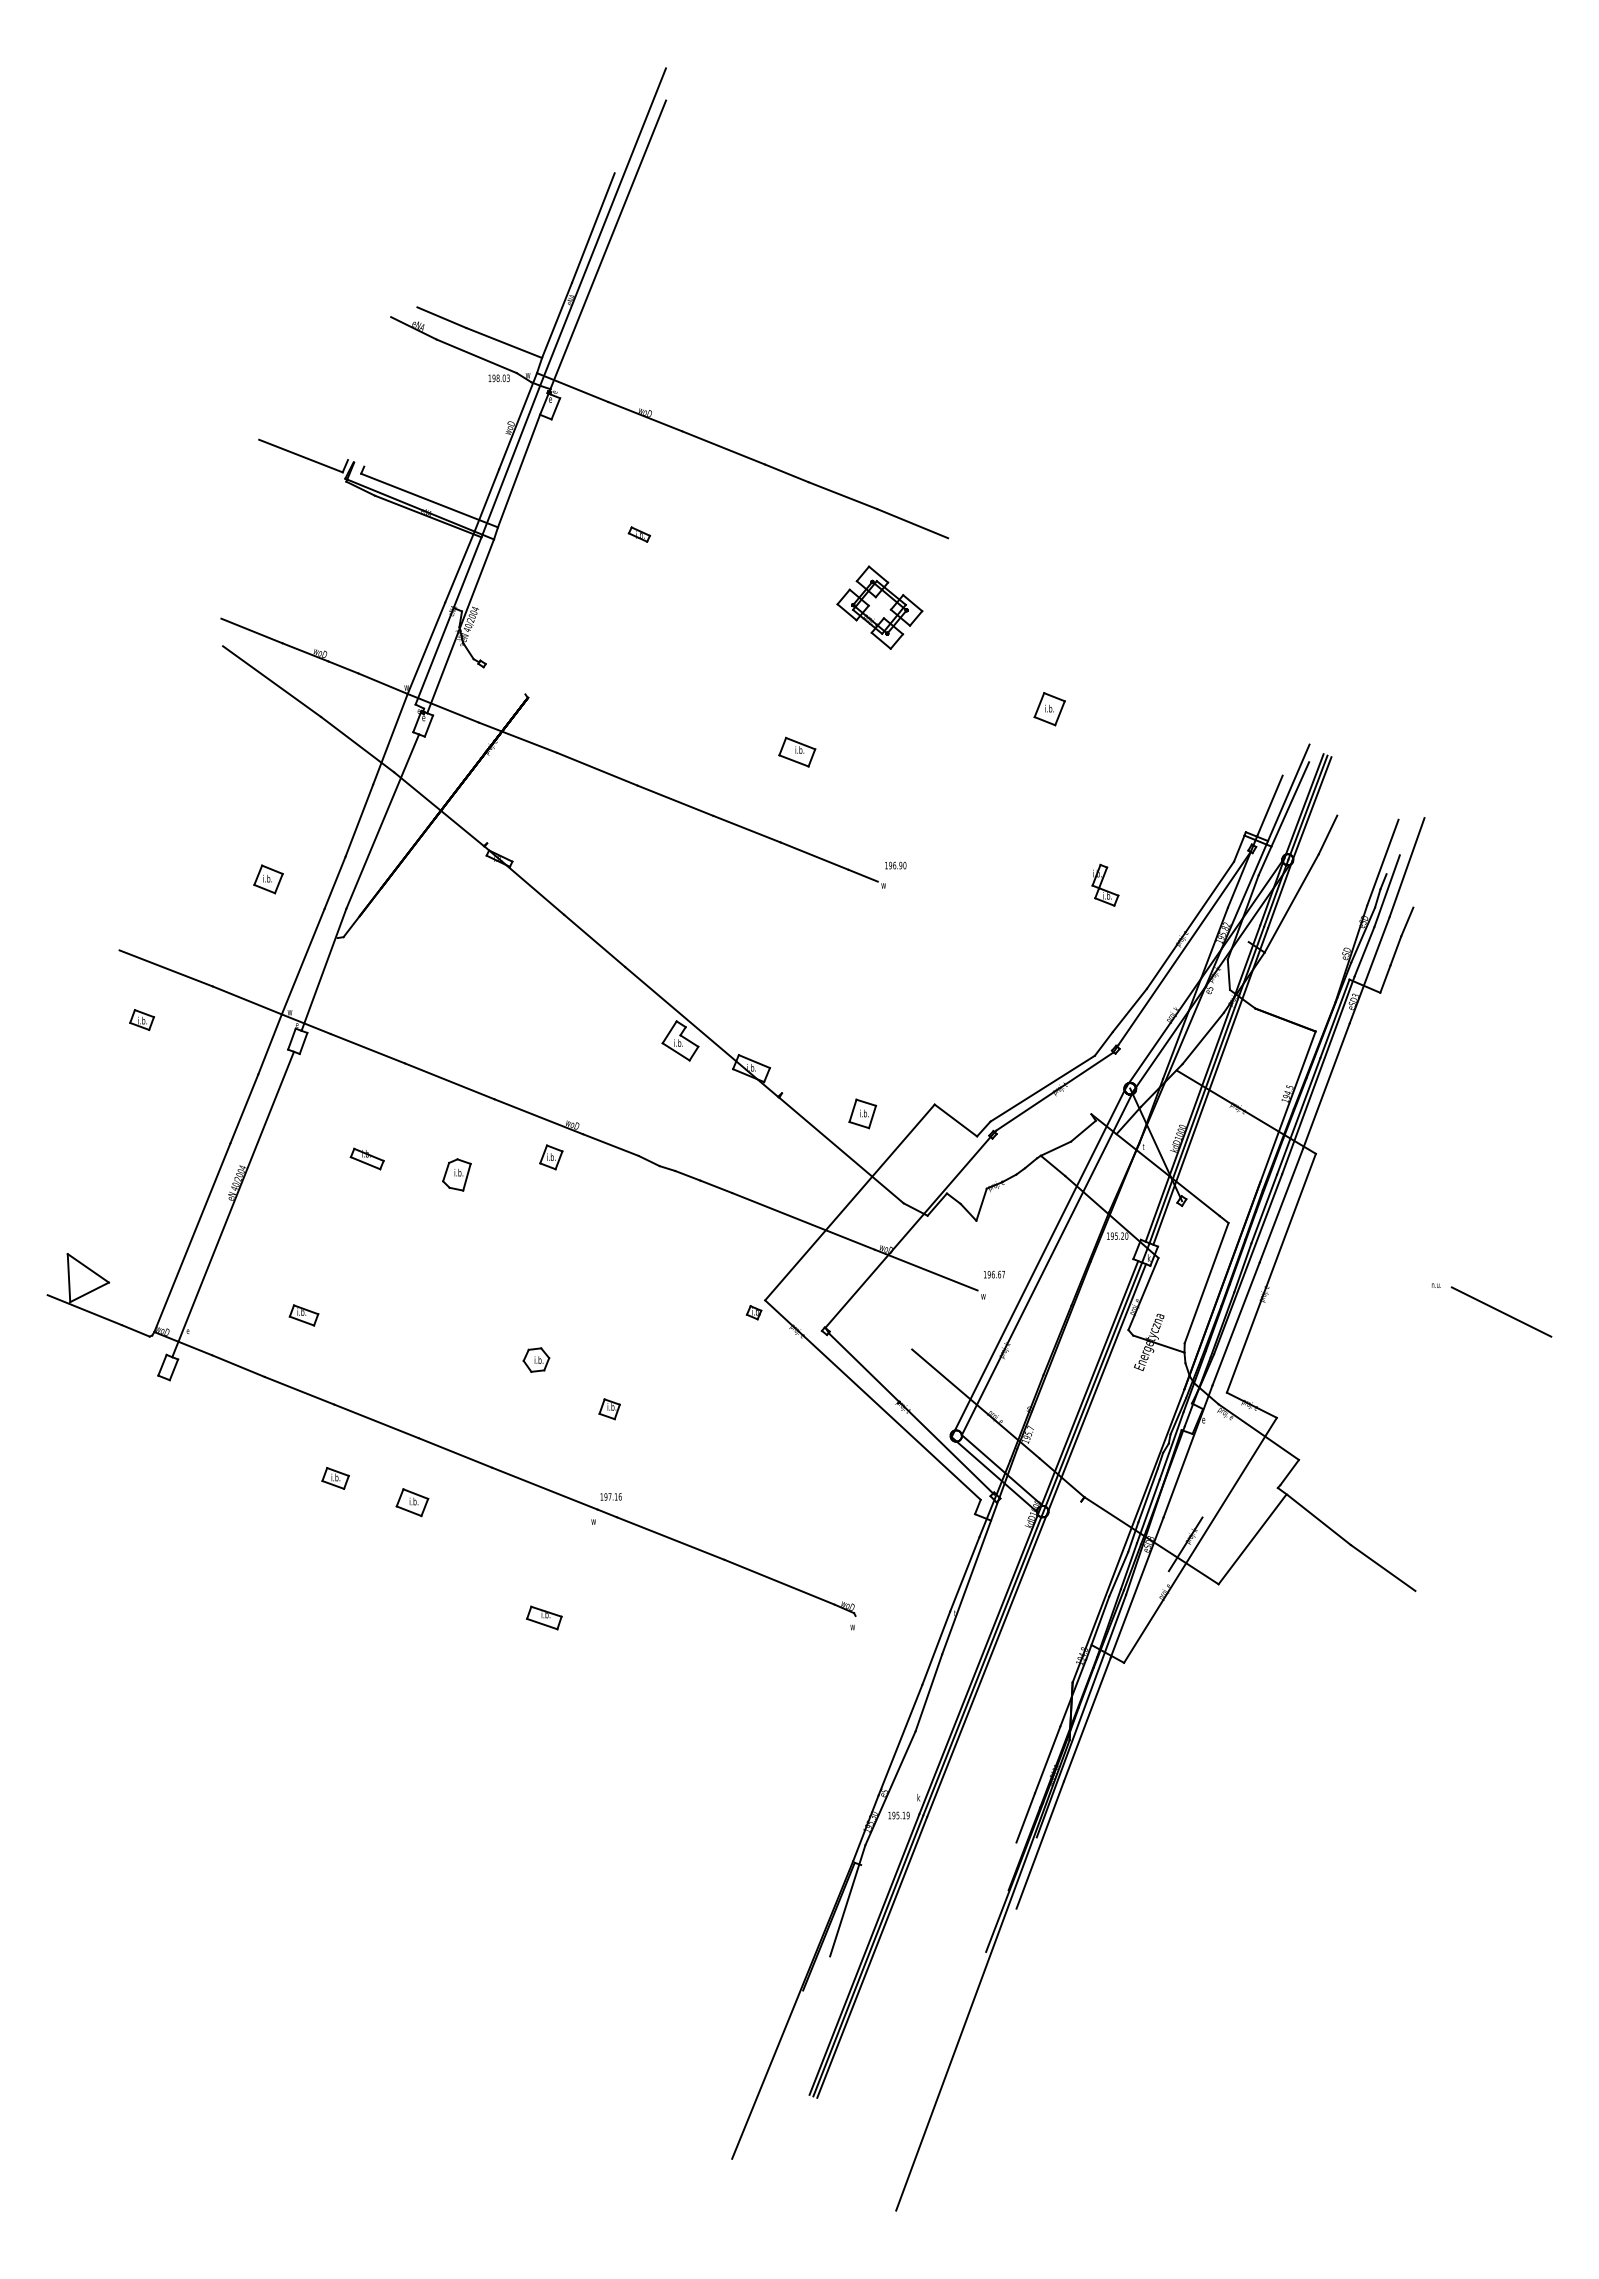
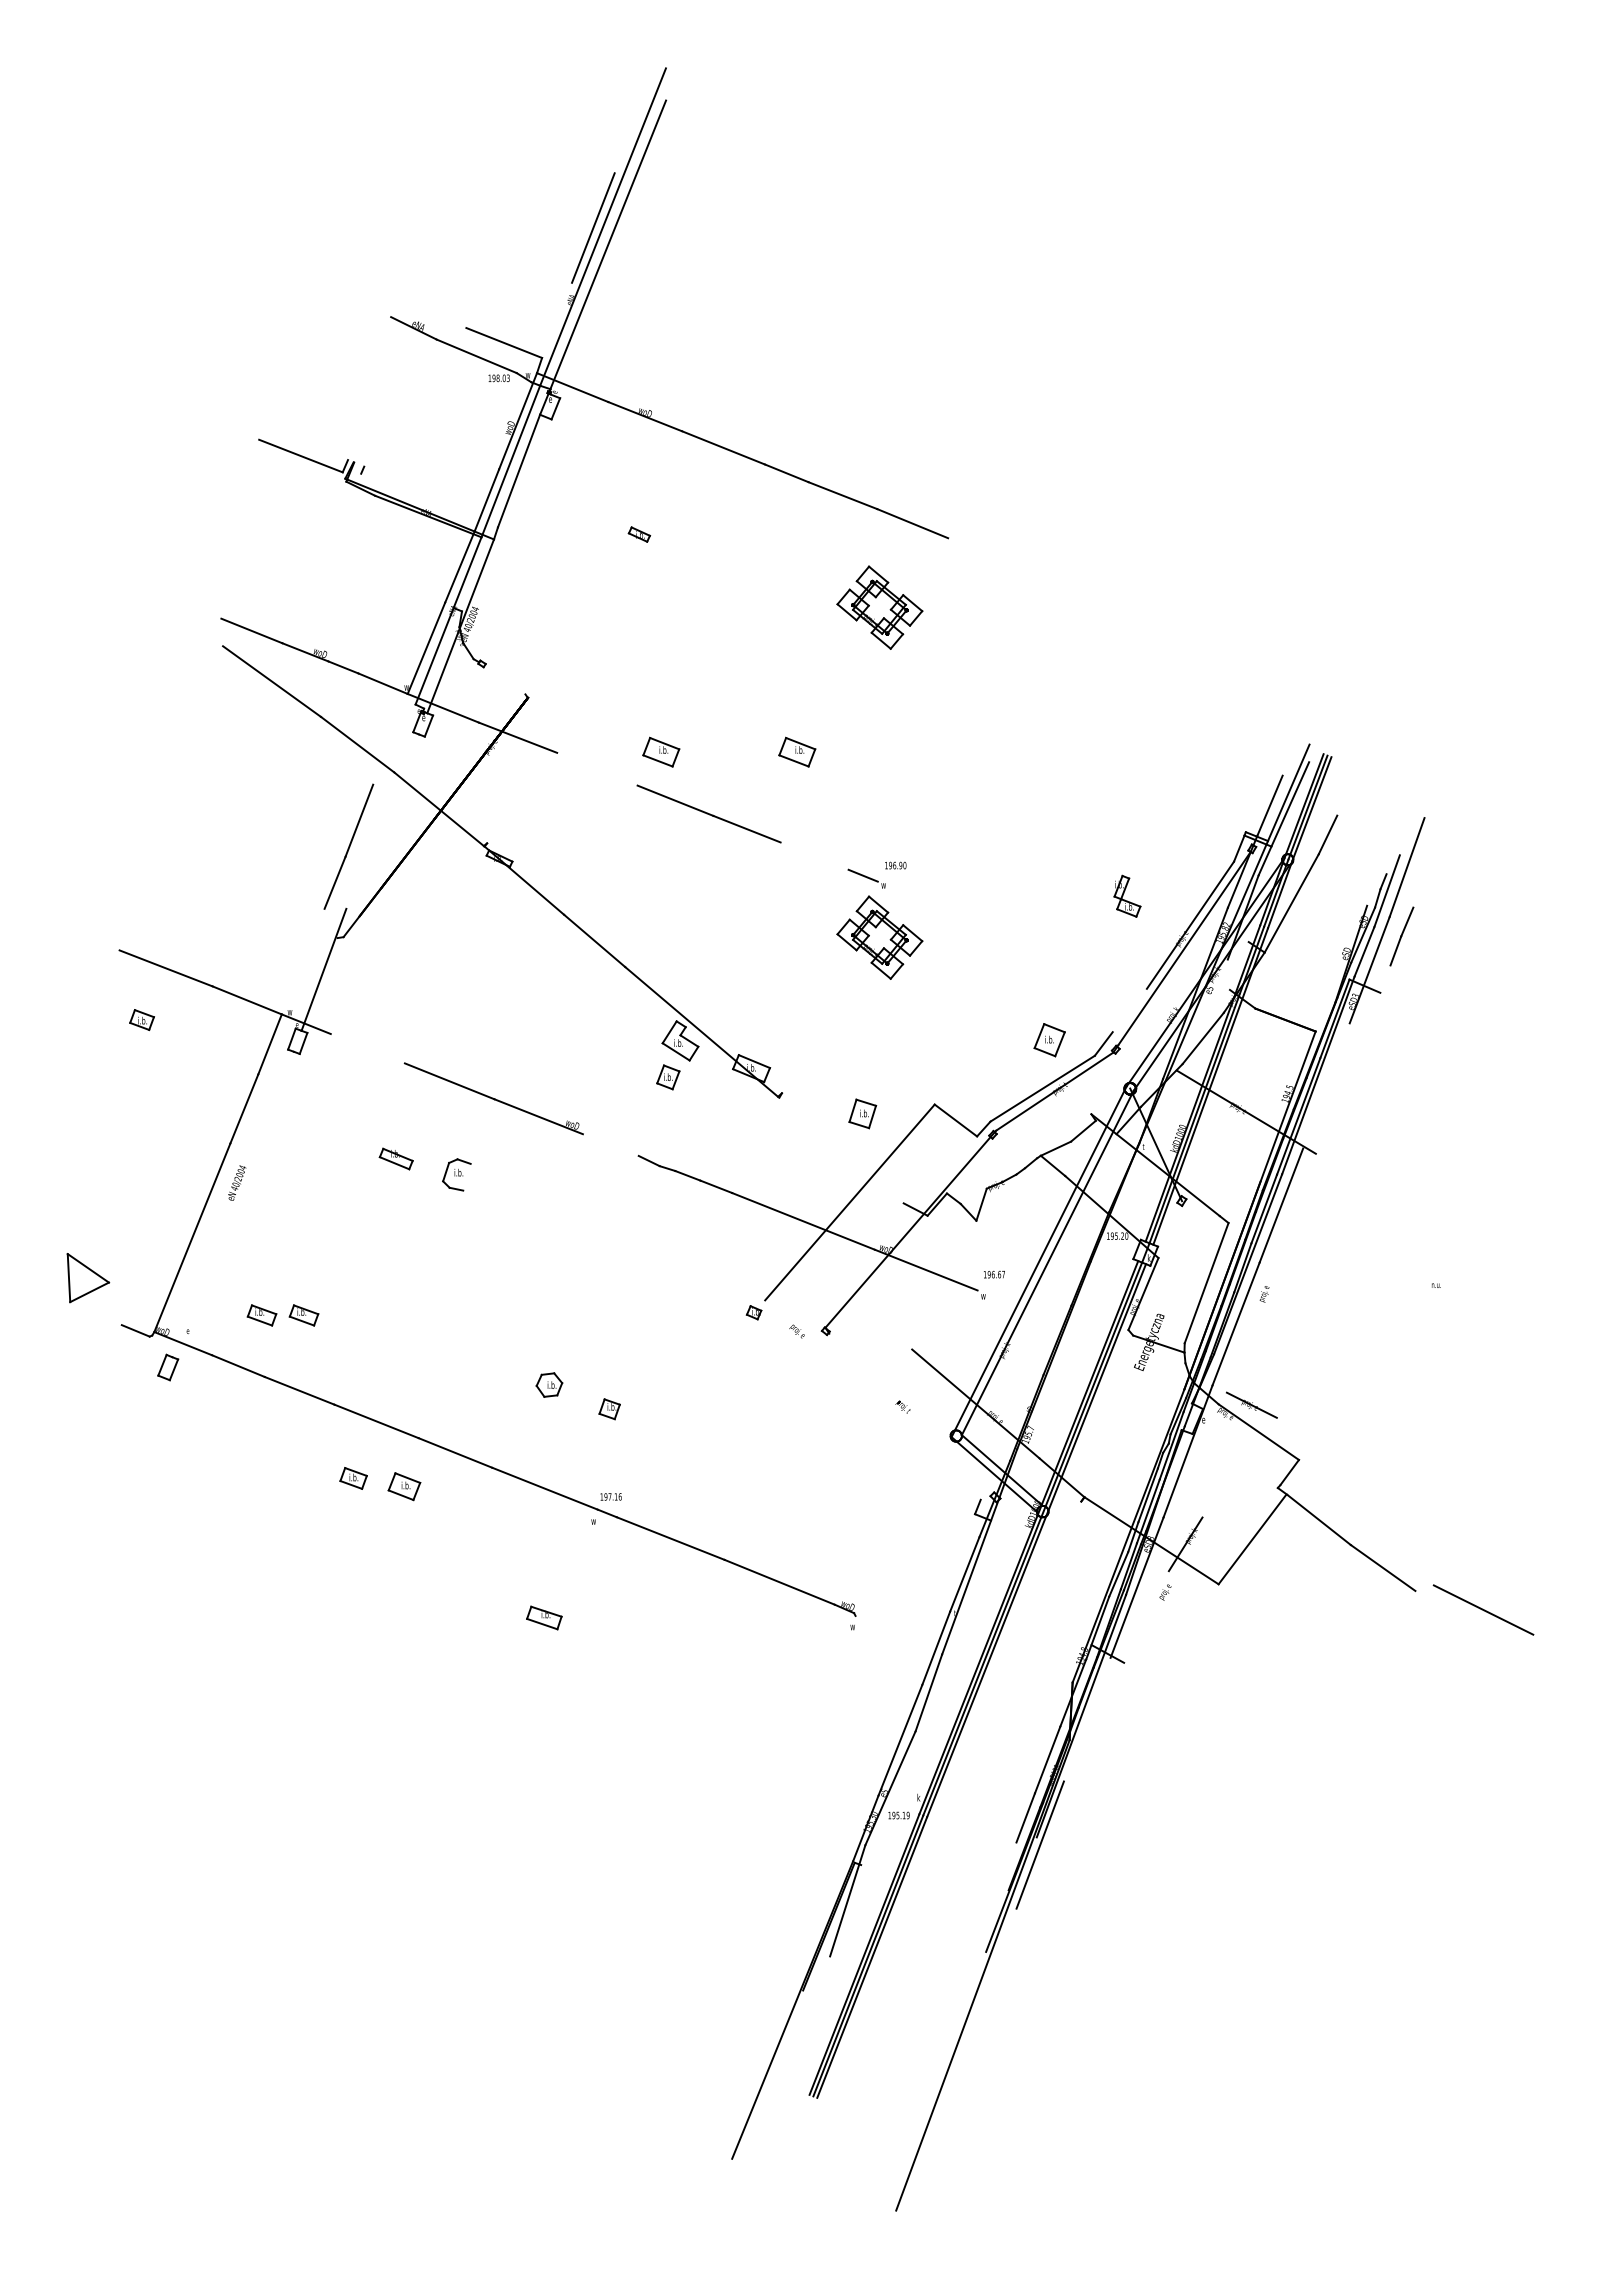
line: present -> none (441, 317)
line: present -> none (557, 319)
line: present -> none (429, 500)
part position: (1049, 709) -> (1049, 1040) (1049, 1040)
line: present -> none (390, 738)
part: none -> present (661, 751)
line: present -> none (597, 768)
line: present -> none (382, 821)
line: present -> none (814, 855)
line: present -> none (1382, 862)
part: present -> none (268, 879)
part position: (1105, 884) -> (1127, 895) (1127, 895)
part: none -> present (879, 937)
line: present -> none (302, 961)
line: present -> none (1228, 974)
line: present -> none (1385, 978)
line: present -> none (1129, 1010)
line: present -> none (367, 1048)
line: present -> none (1326, 1085)
line: present -> none (610, 1144)
line: present -> none (841, 1150)
part position: (551, 1157) -> (668, 1077) (668, 1077)
part position: (366, 1158) -> (395, 1158) (395, 1158)
line: present -> none (466, 1176)
line: present -> none (233, 1204)
line: present -> none (1270, 1272)
line: present -> none (84, 1310)
line position: (1501, 1311) -> (1483, 1609) (1483, 1609)
part: none -> present (261, 1315)
part position: (536, 1359) -> (549, 1384) (549, 1384)
line: present -> none (872, 1399)
line: present -> none (911, 1413)
part position: (335, 1478) -> (353, 1478) (353, 1478)
part position: (412, 1502) -> (404, 1486) (404, 1486)
line: present -> none (1200, 1539)
line: present -> none (1087, 1718)
